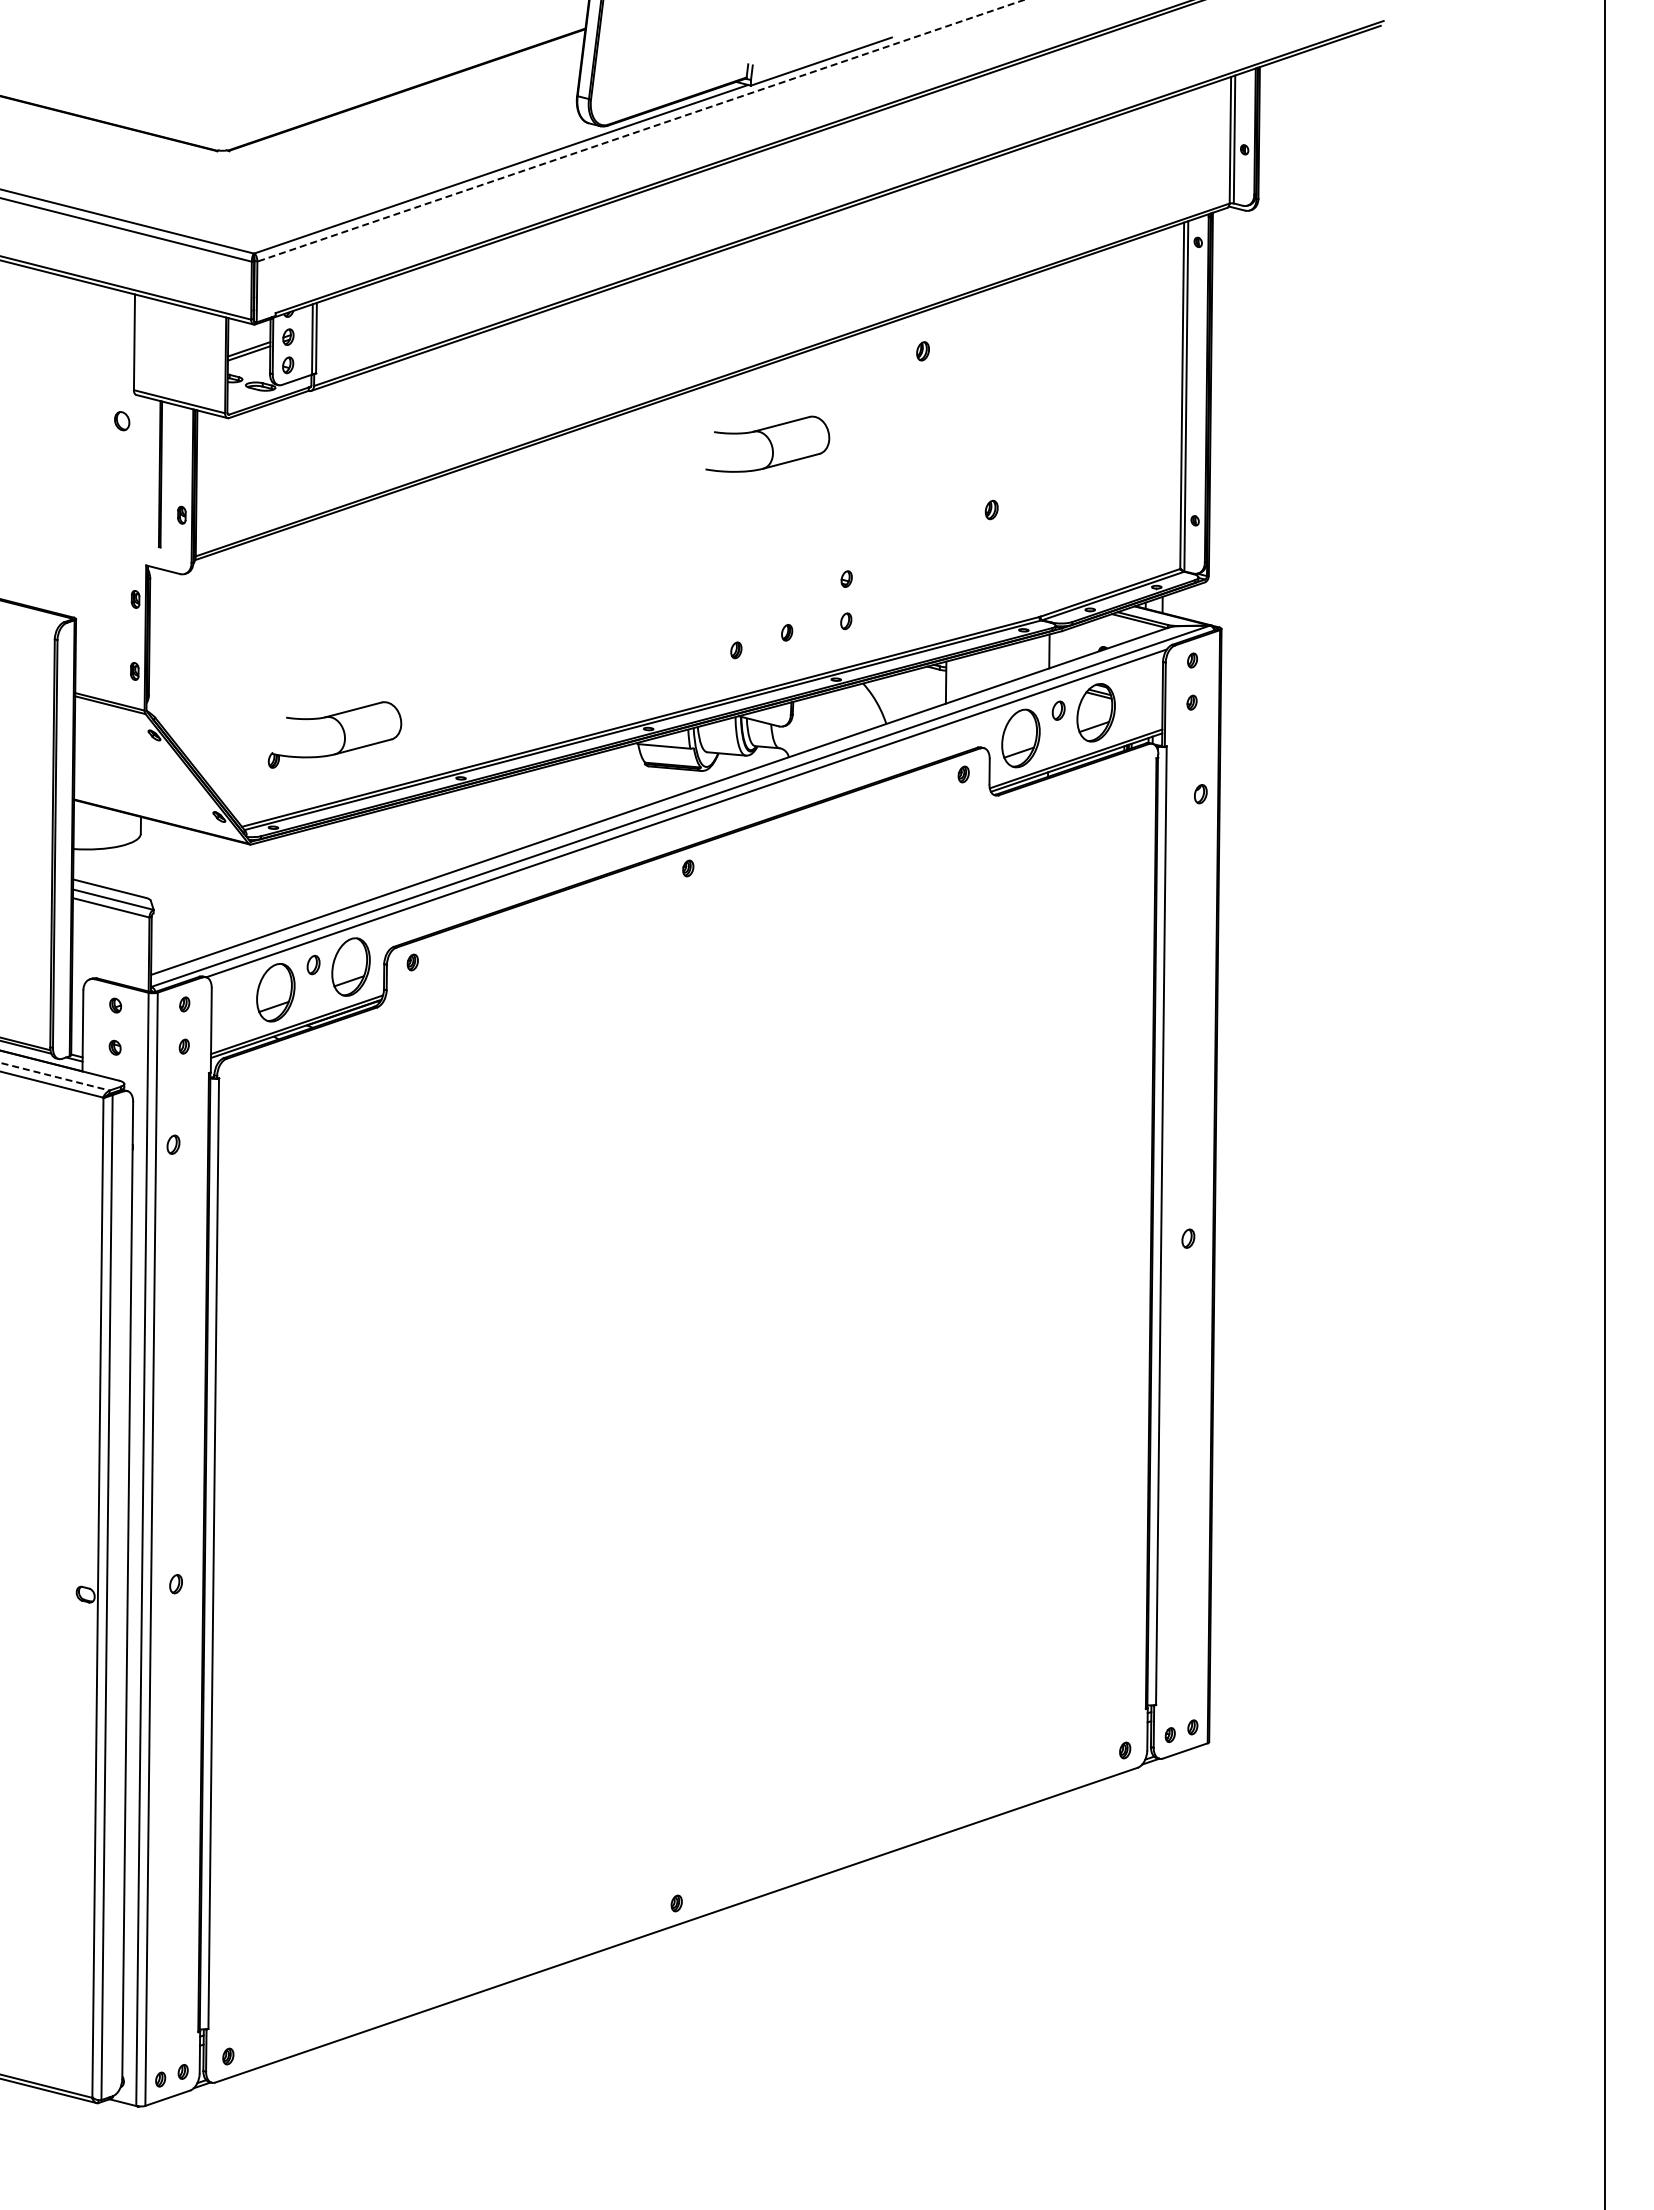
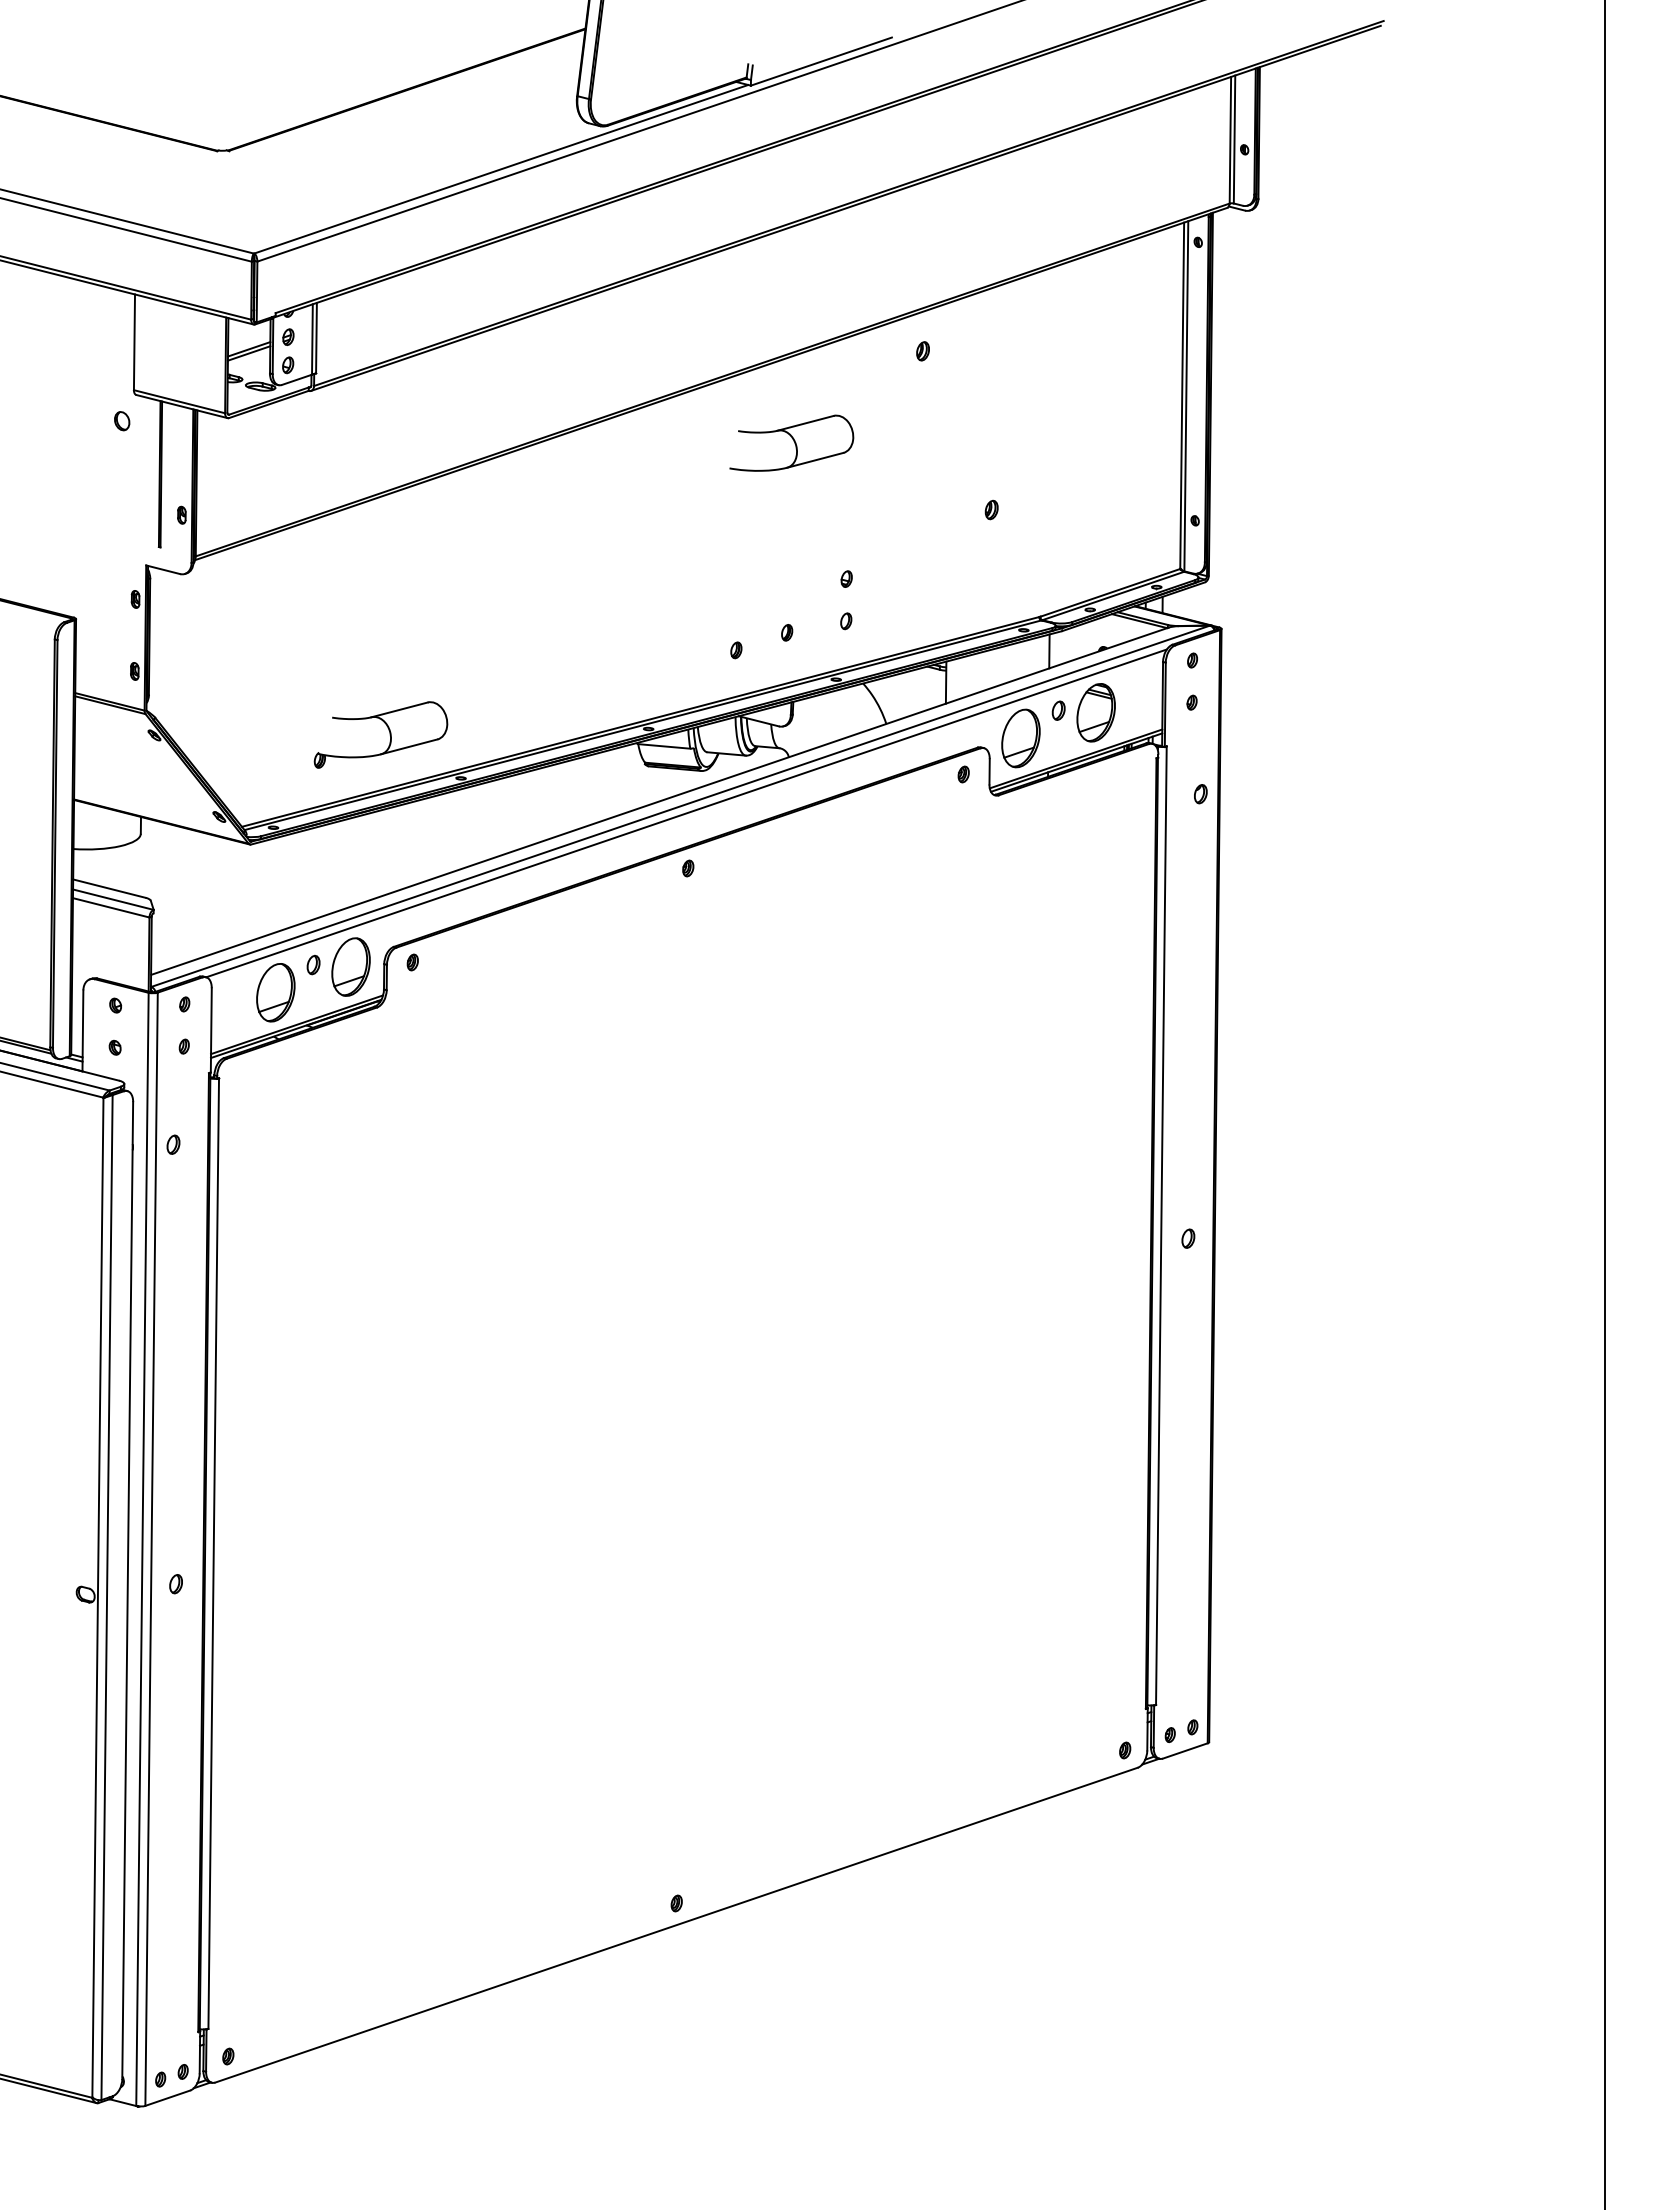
line: dashed -> solid (640, 130)
part position: (767, 443) -> (791, 442) (791, 442)
part position: (342, 730) -> (388, 730) (388, 730)
line: dashed -> solid (55, 1076)
